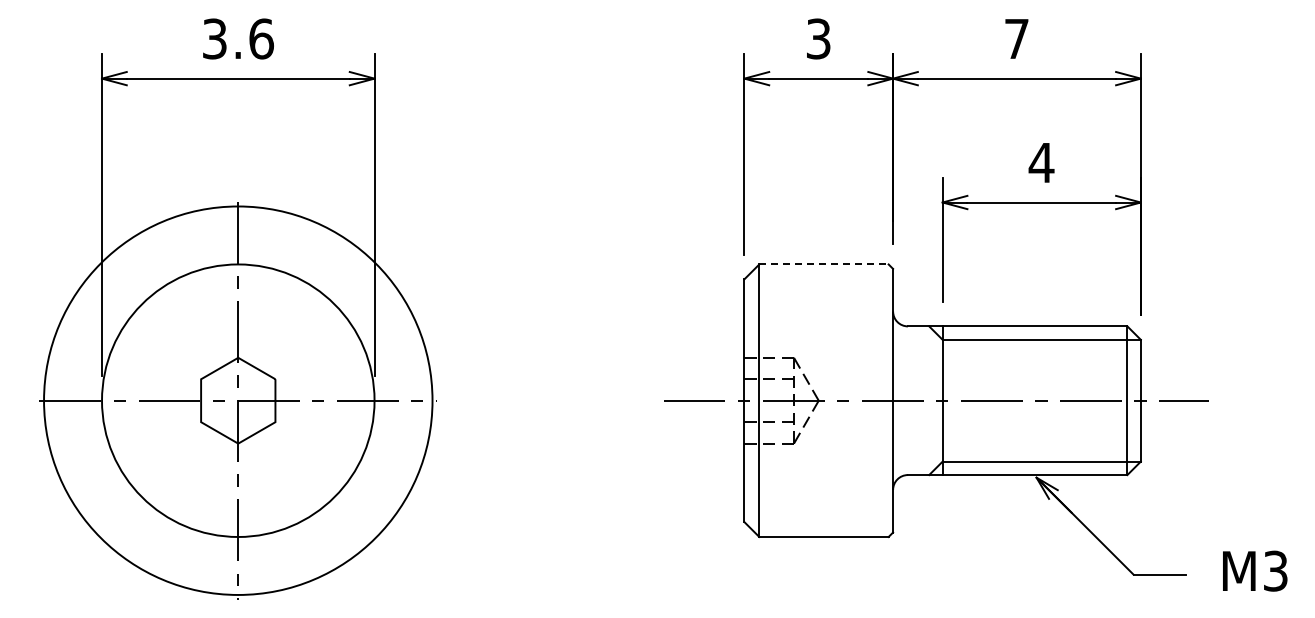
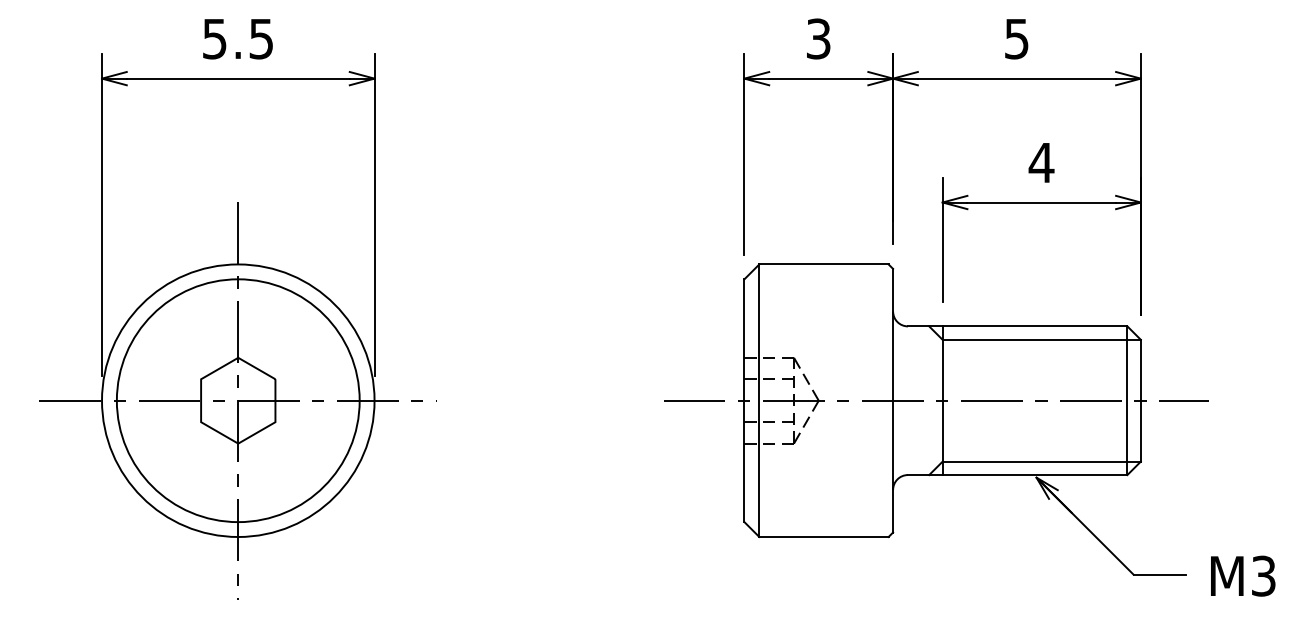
text: 3.6 -> 5.5 (238, 38)
text: 7 -> 5 (1016, 39)
line: dashed -> solid (823, 264)
circle diameter: 388 px -> 243 px (237, 400)
text position: (1255, 570) -> (1243, 575) (1243, 575)
